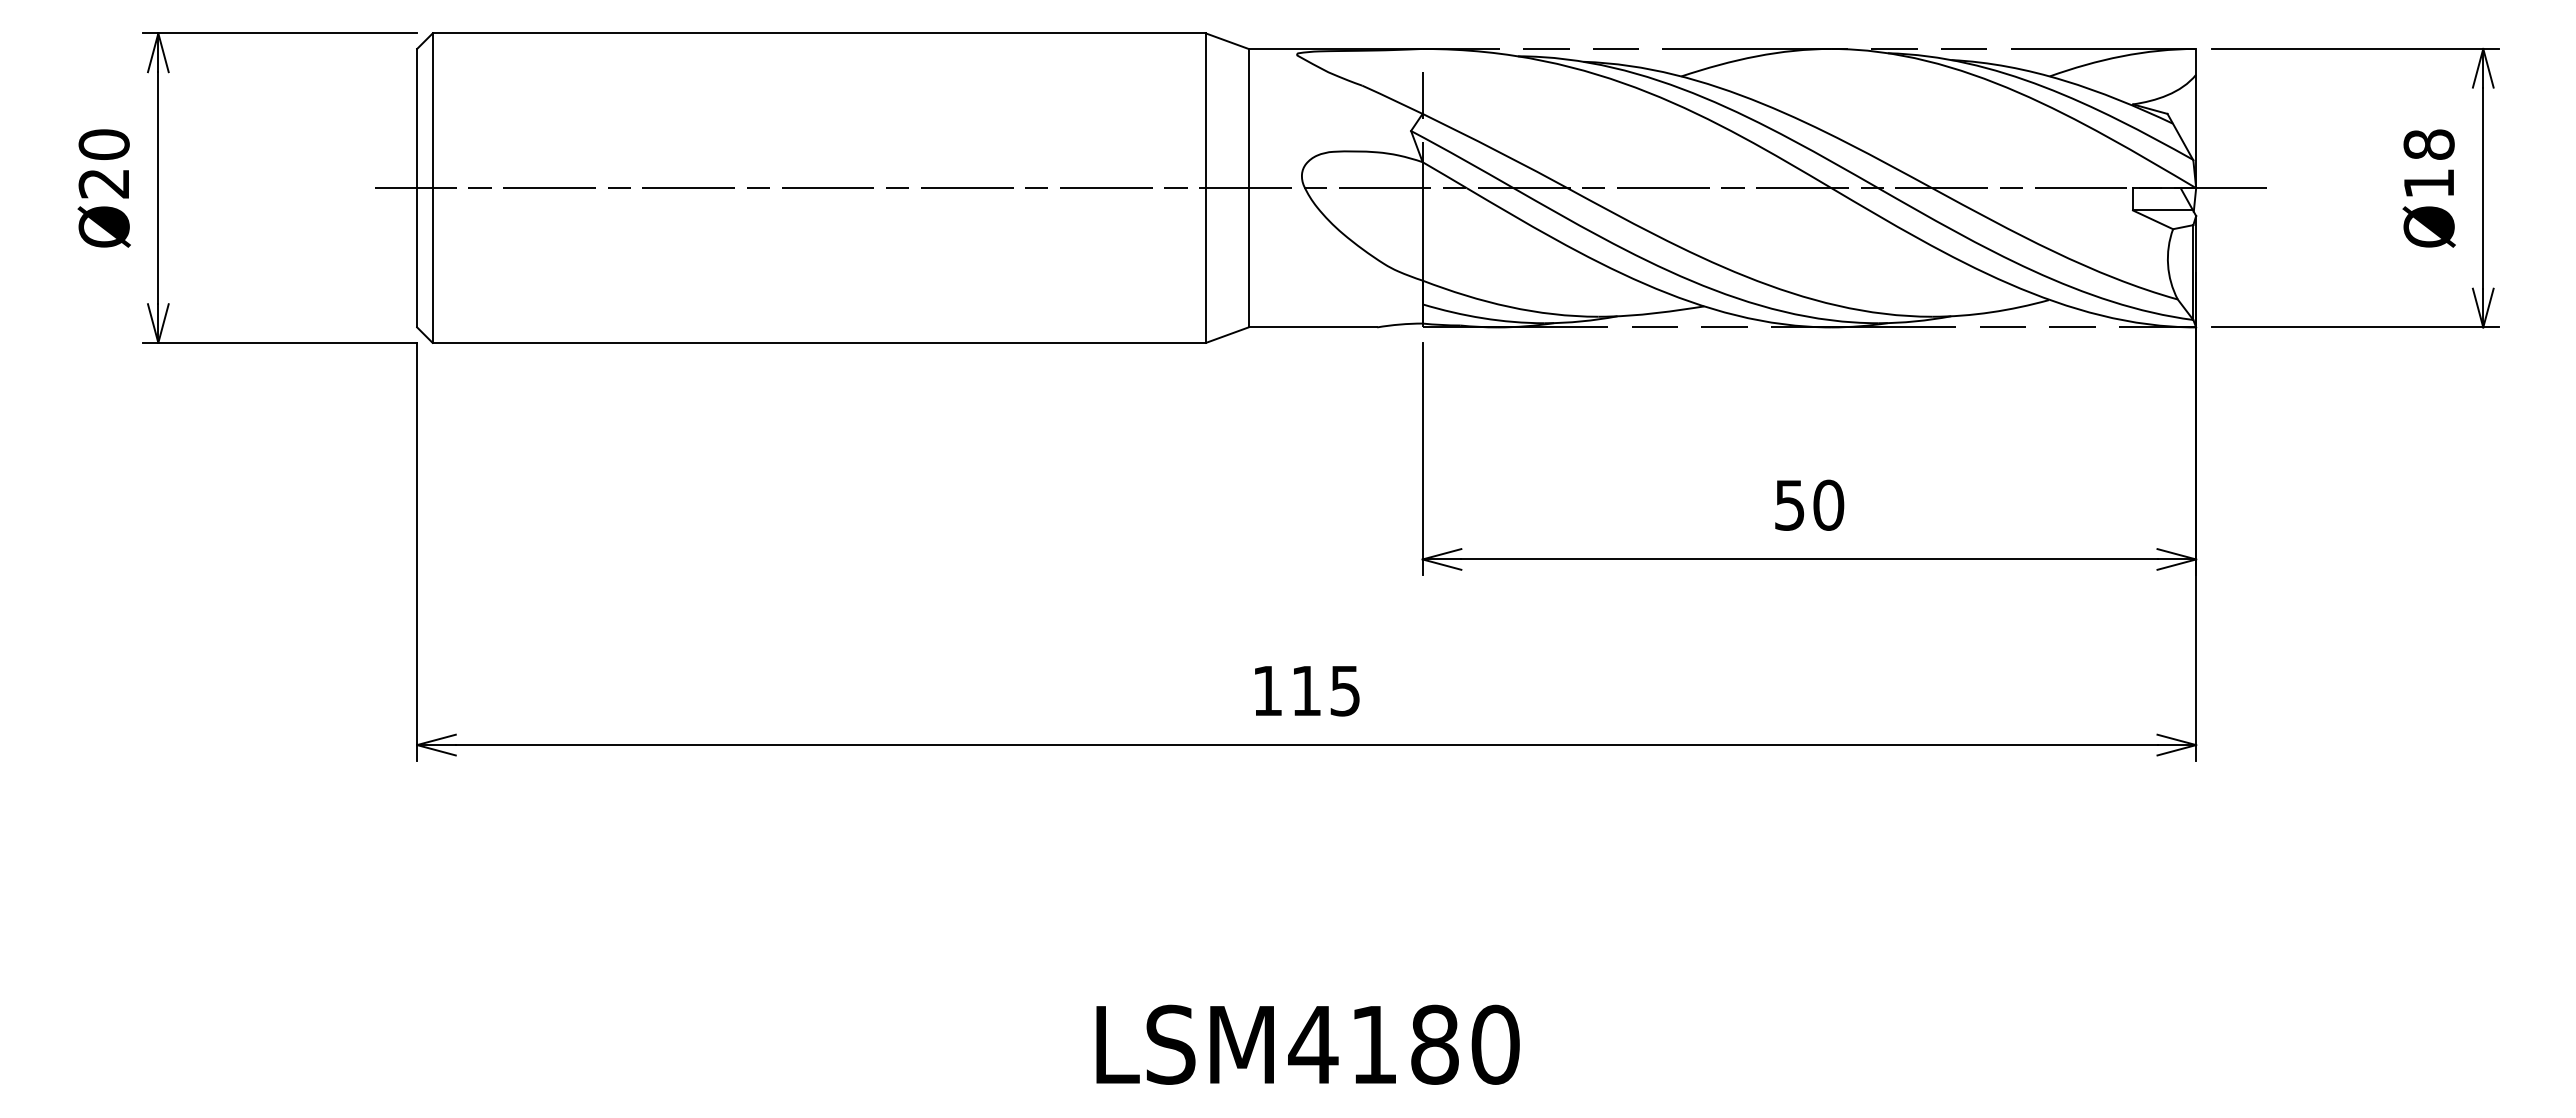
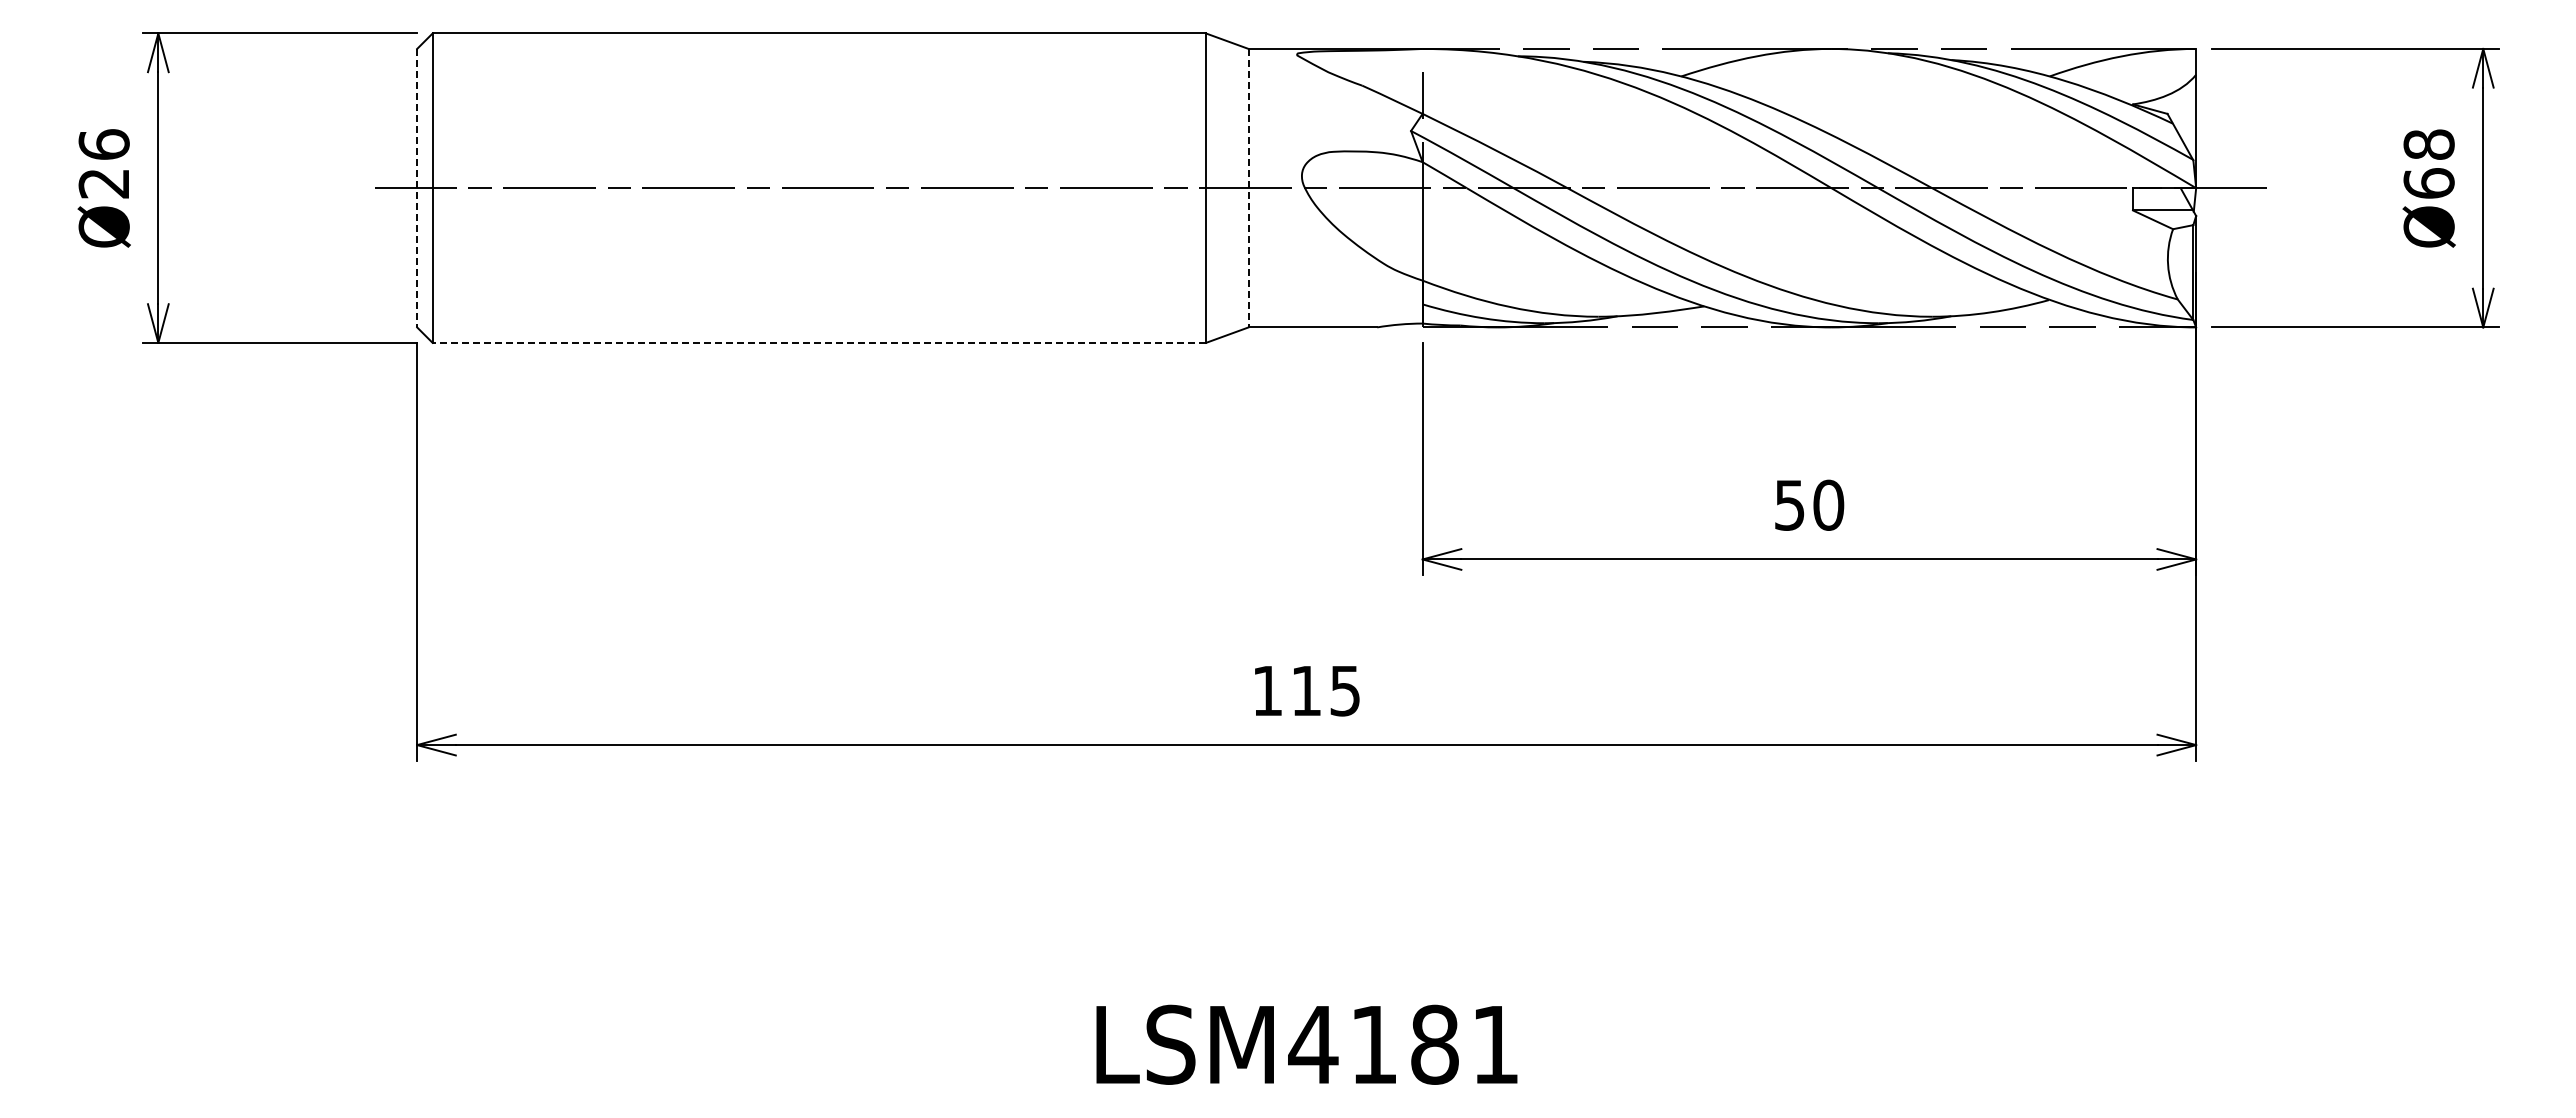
text: Ø20 -> Ø26 (103, 144)
text: Ø18 -> Ø68 (2428, 183)
line: solid -> dashed (417, 188)
line: solid -> dashed (1248, 188)
line: solid -> dashed (819, 342)
text: LSM4180 -> LSM4181 (1495, 1044)
